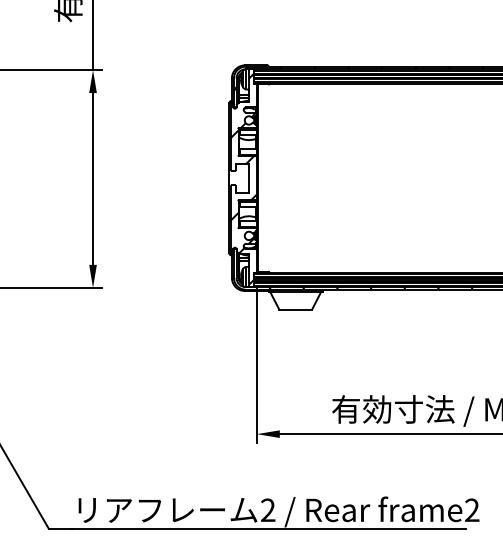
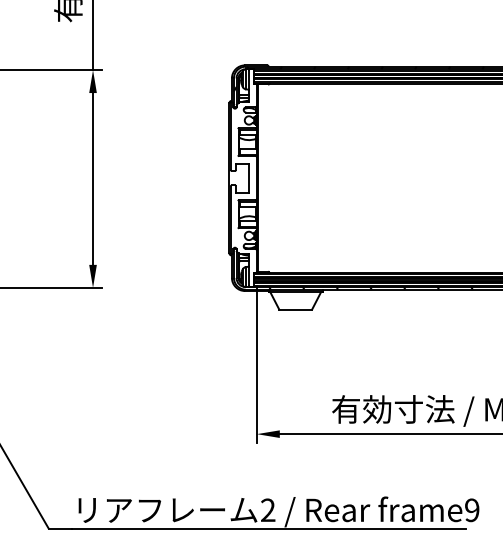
hatch: present -> none (243, 178)
text: frame2 -> frame9 (472, 510)
